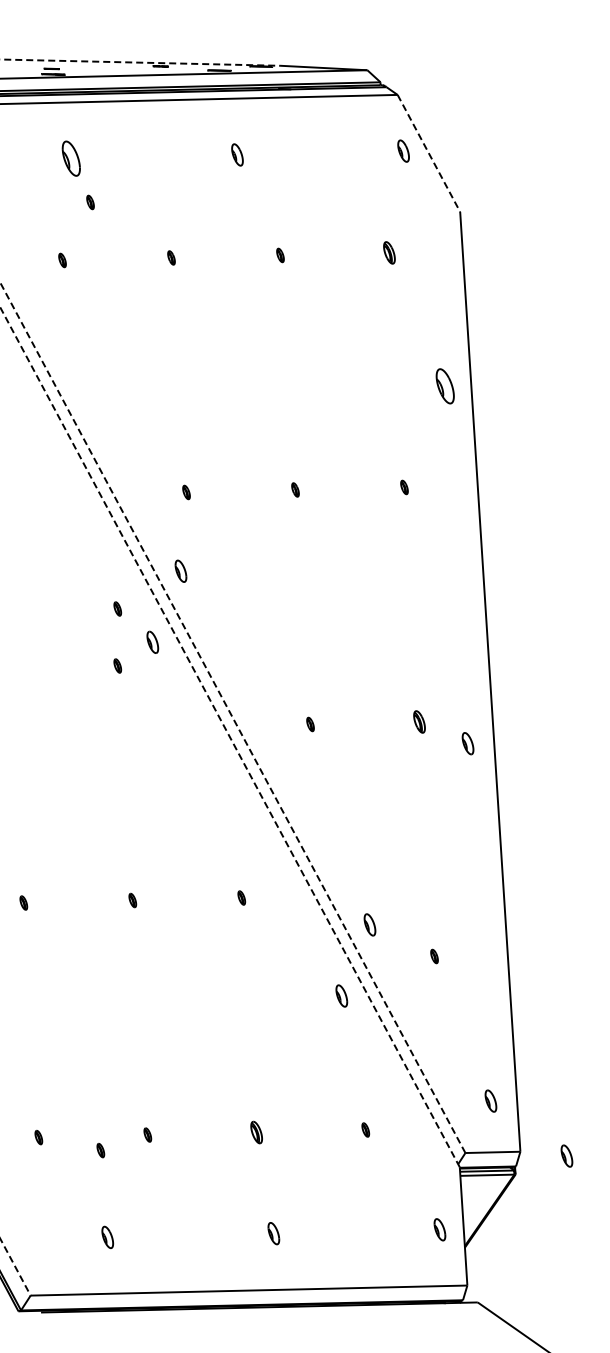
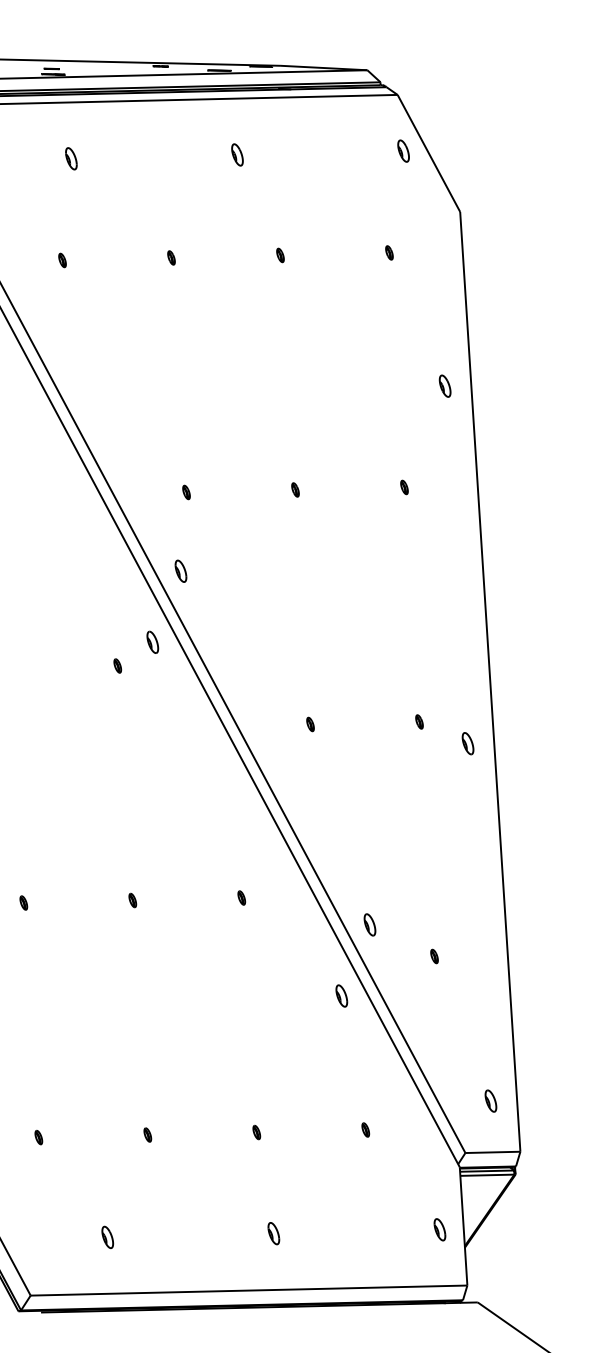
line: dashed -> solid (141, 62)
line: dashed -> solid (429, 153)
part size: 20x37 px -> 13x24 px (71, 158)
part: present -> none (90, 202)
part size: 13x24 px -> 9x16 px (389, 252)
part size: 20x37 px -> 14x24 px (444, 385)
part: present -> none (117, 608)
line: dashed -> solid (232, 717)
part size: 13x24 px -> 9x16 px (419, 721)
line: dashed -> solid (229, 737)
part size: 13x25 px -> 10x17 px (256, 1132)
part: present -> none (100, 1150)
part: present -> none (566, 1155)
line: dashed -> solid (15, 1267)
